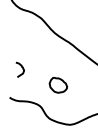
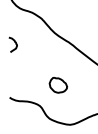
curve position: (21, 67) -> (14, 42) (14, 42)
